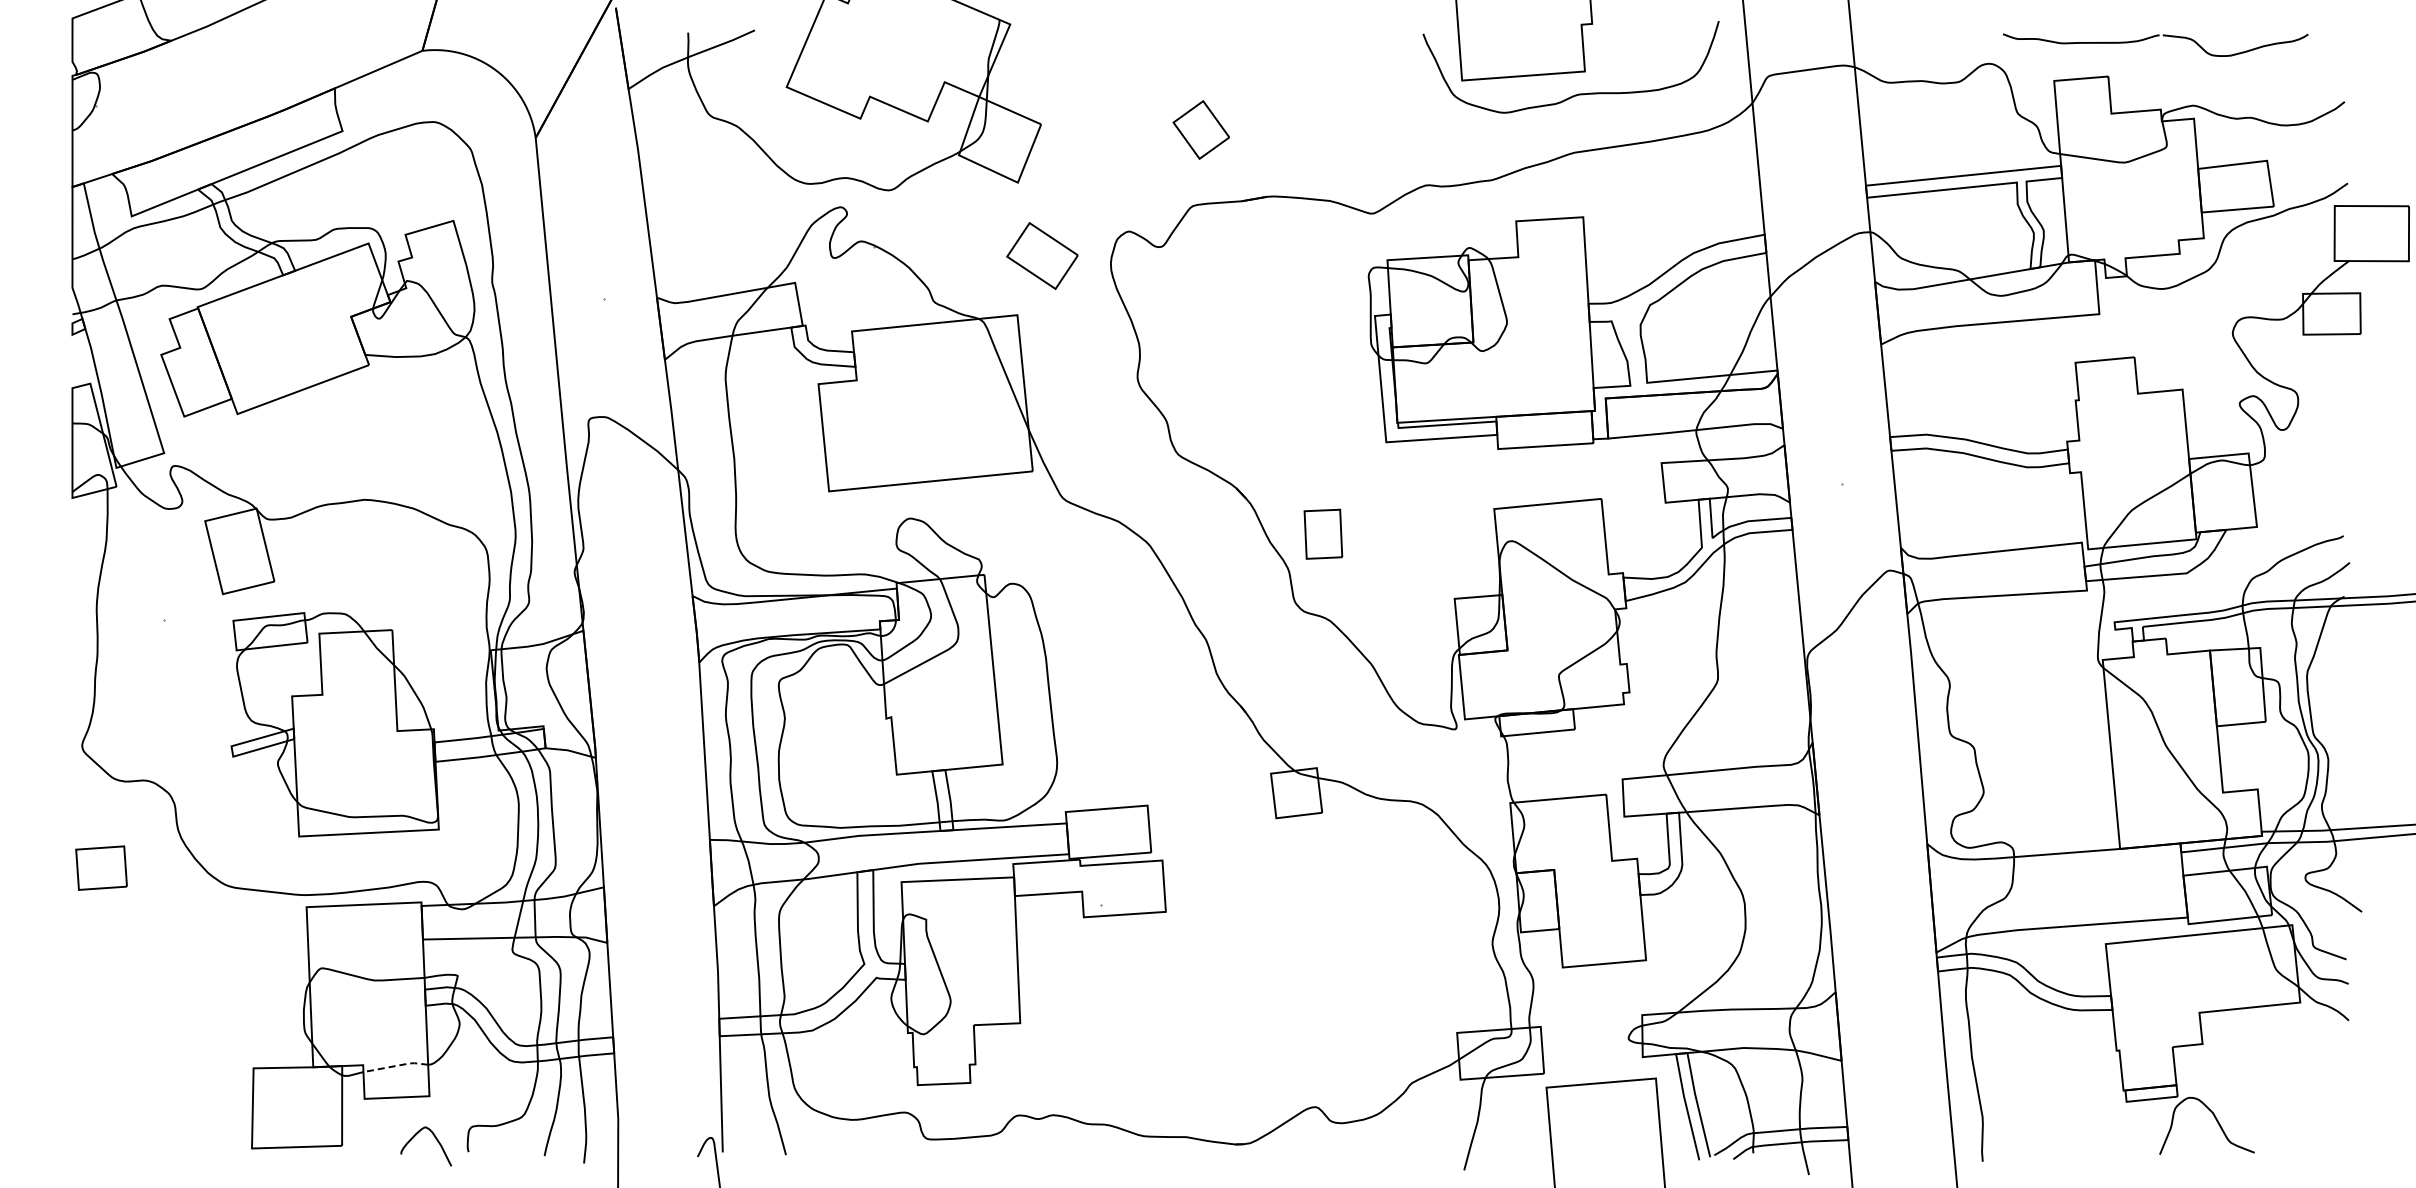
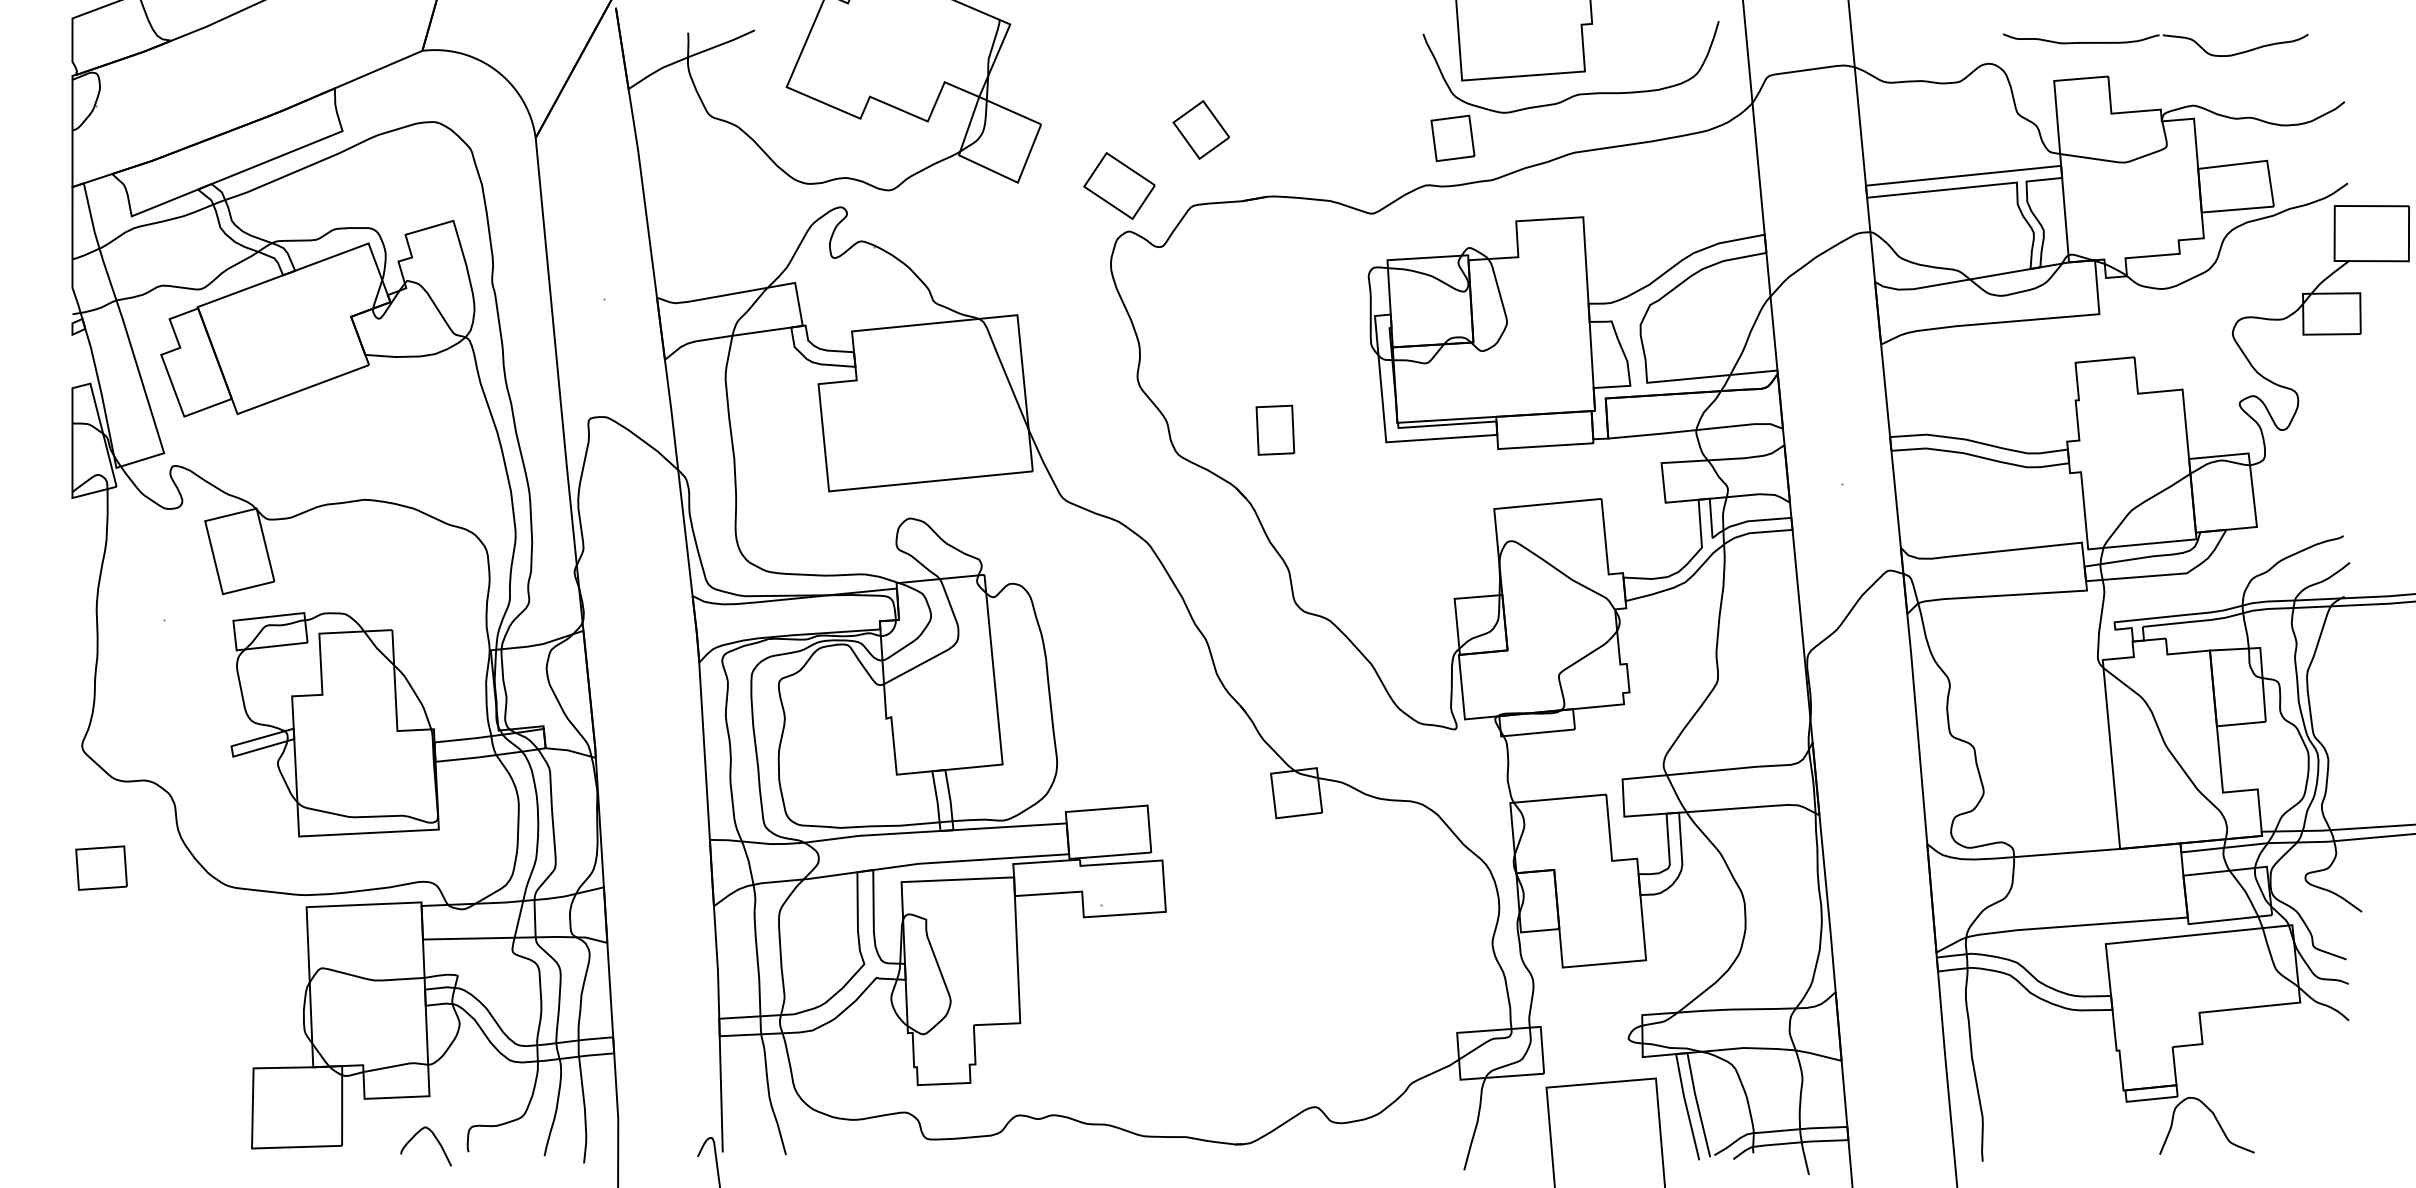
part: none -> present (1452, 138)
part position: (1042, 255) -> (1119, 185) (1119, 185)
part position: (1323, 533) -> (1275, 429) (1275, 429)
line: dashed -> solid (396, 1065)
